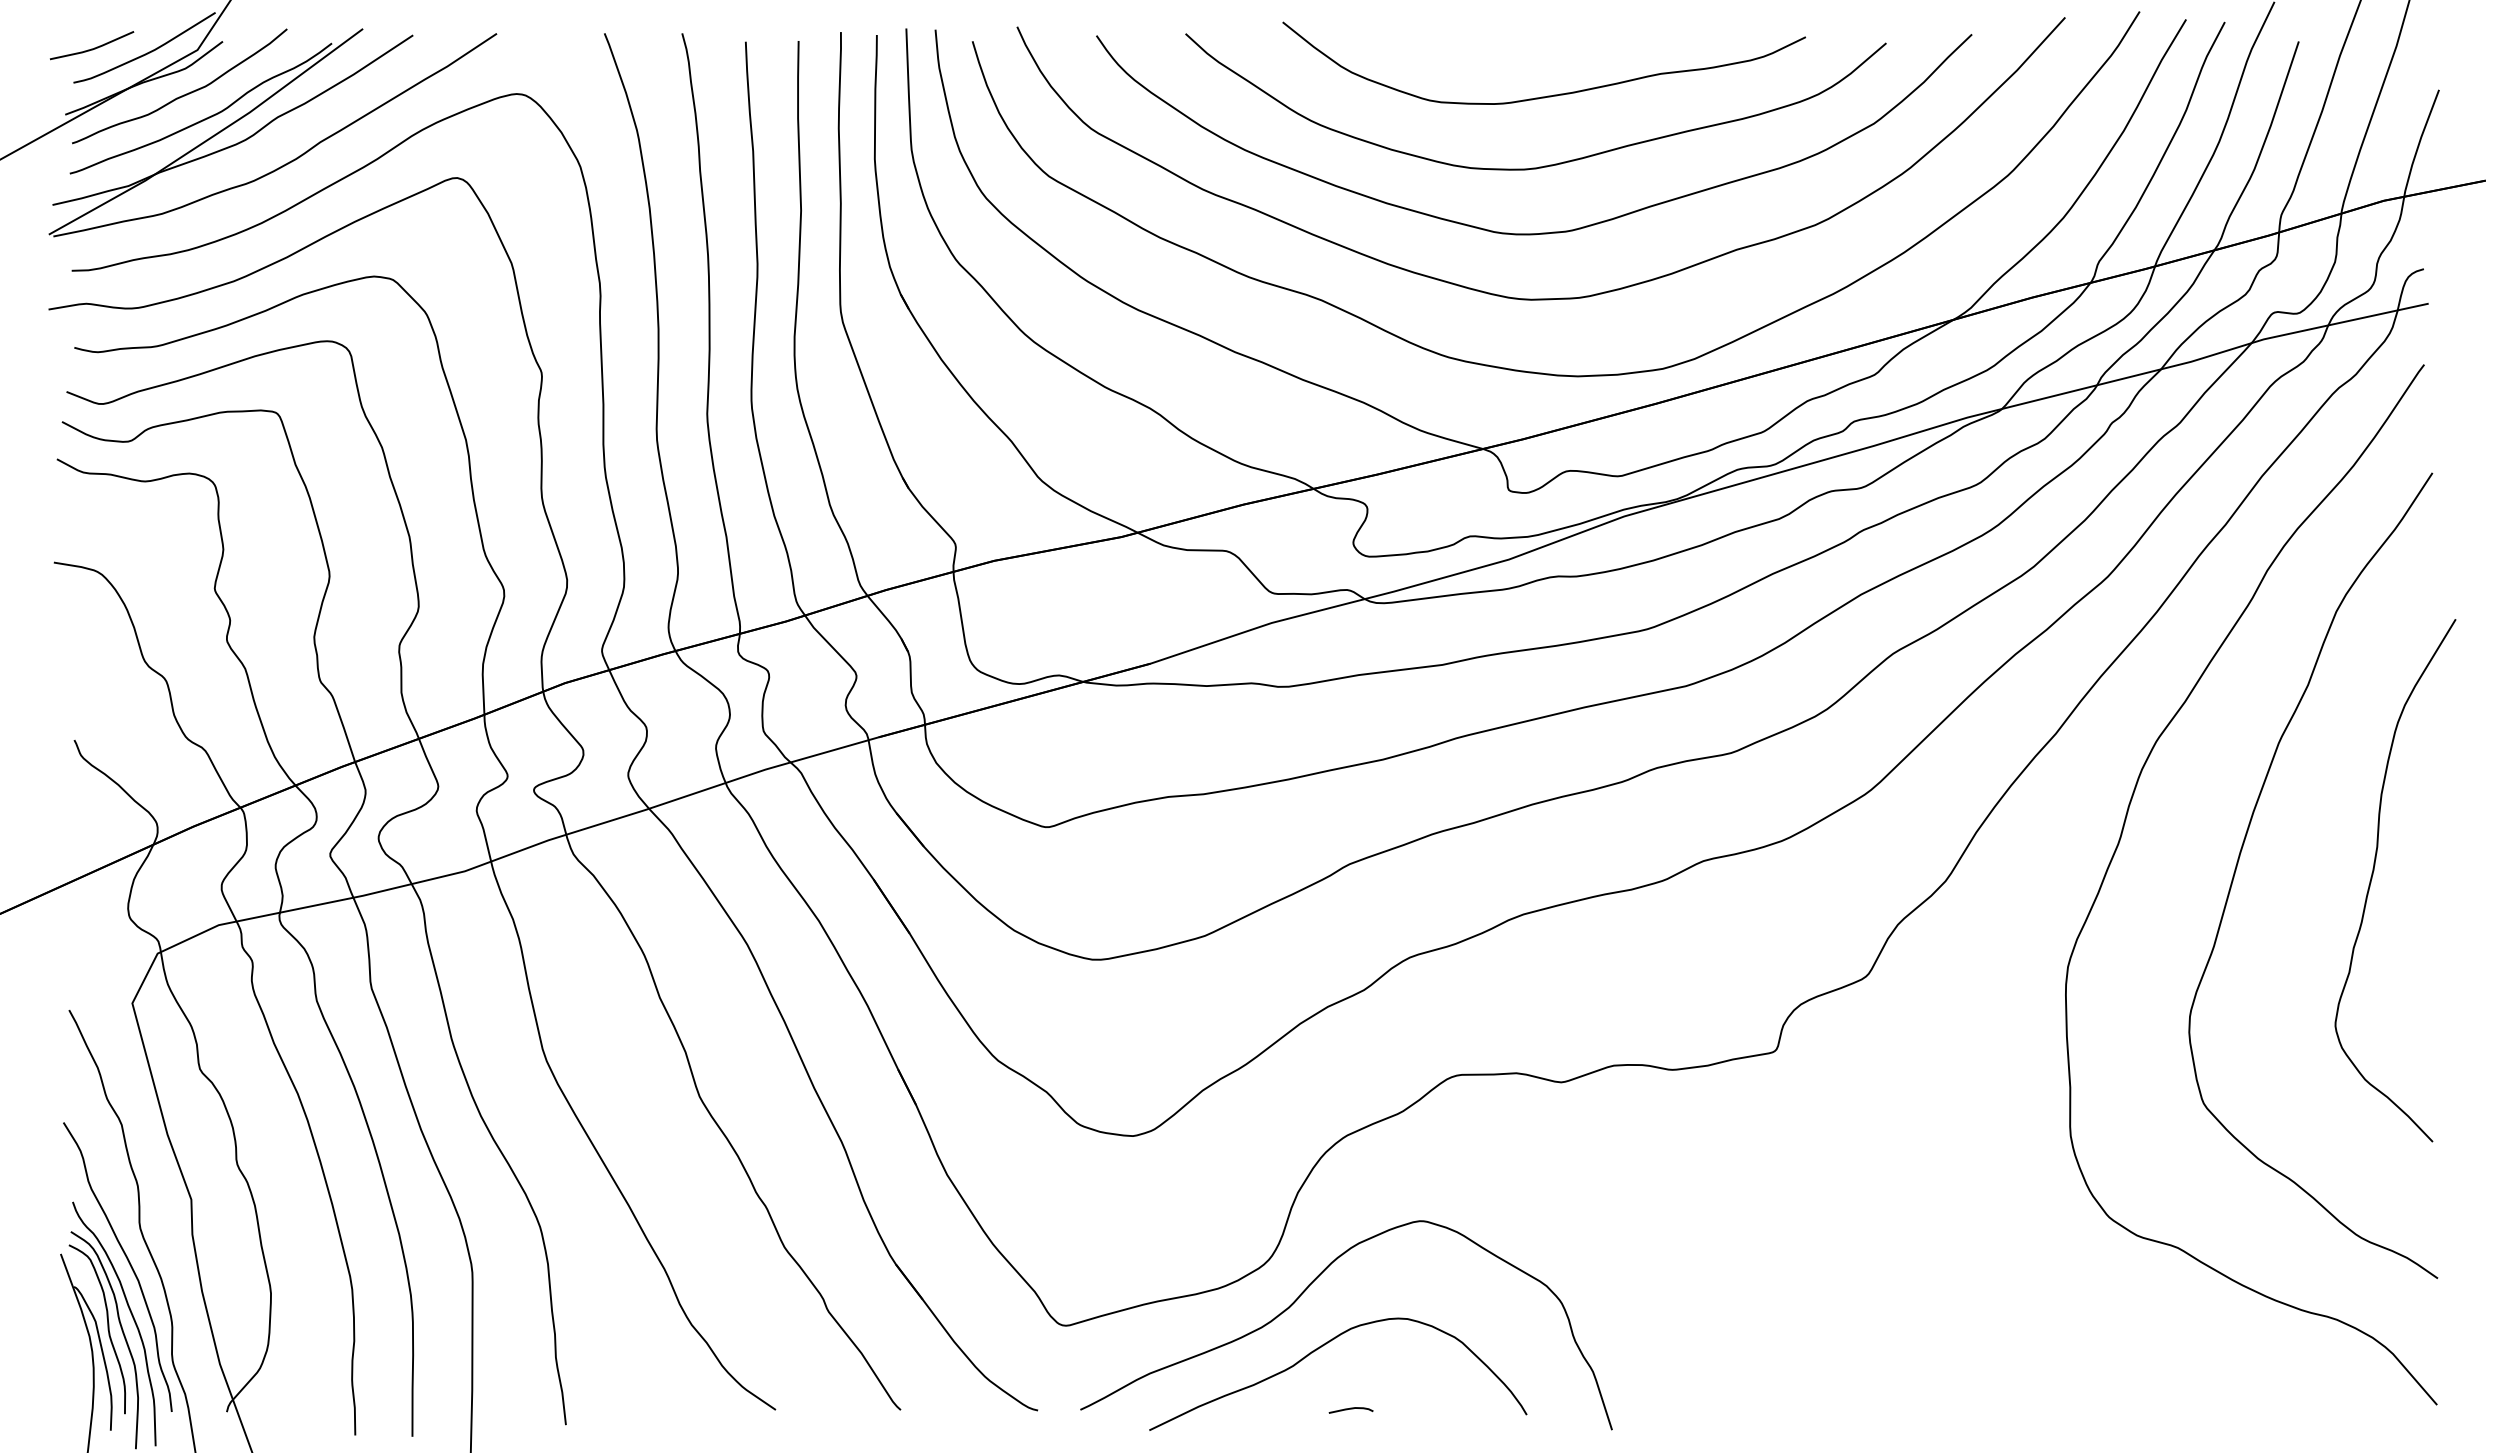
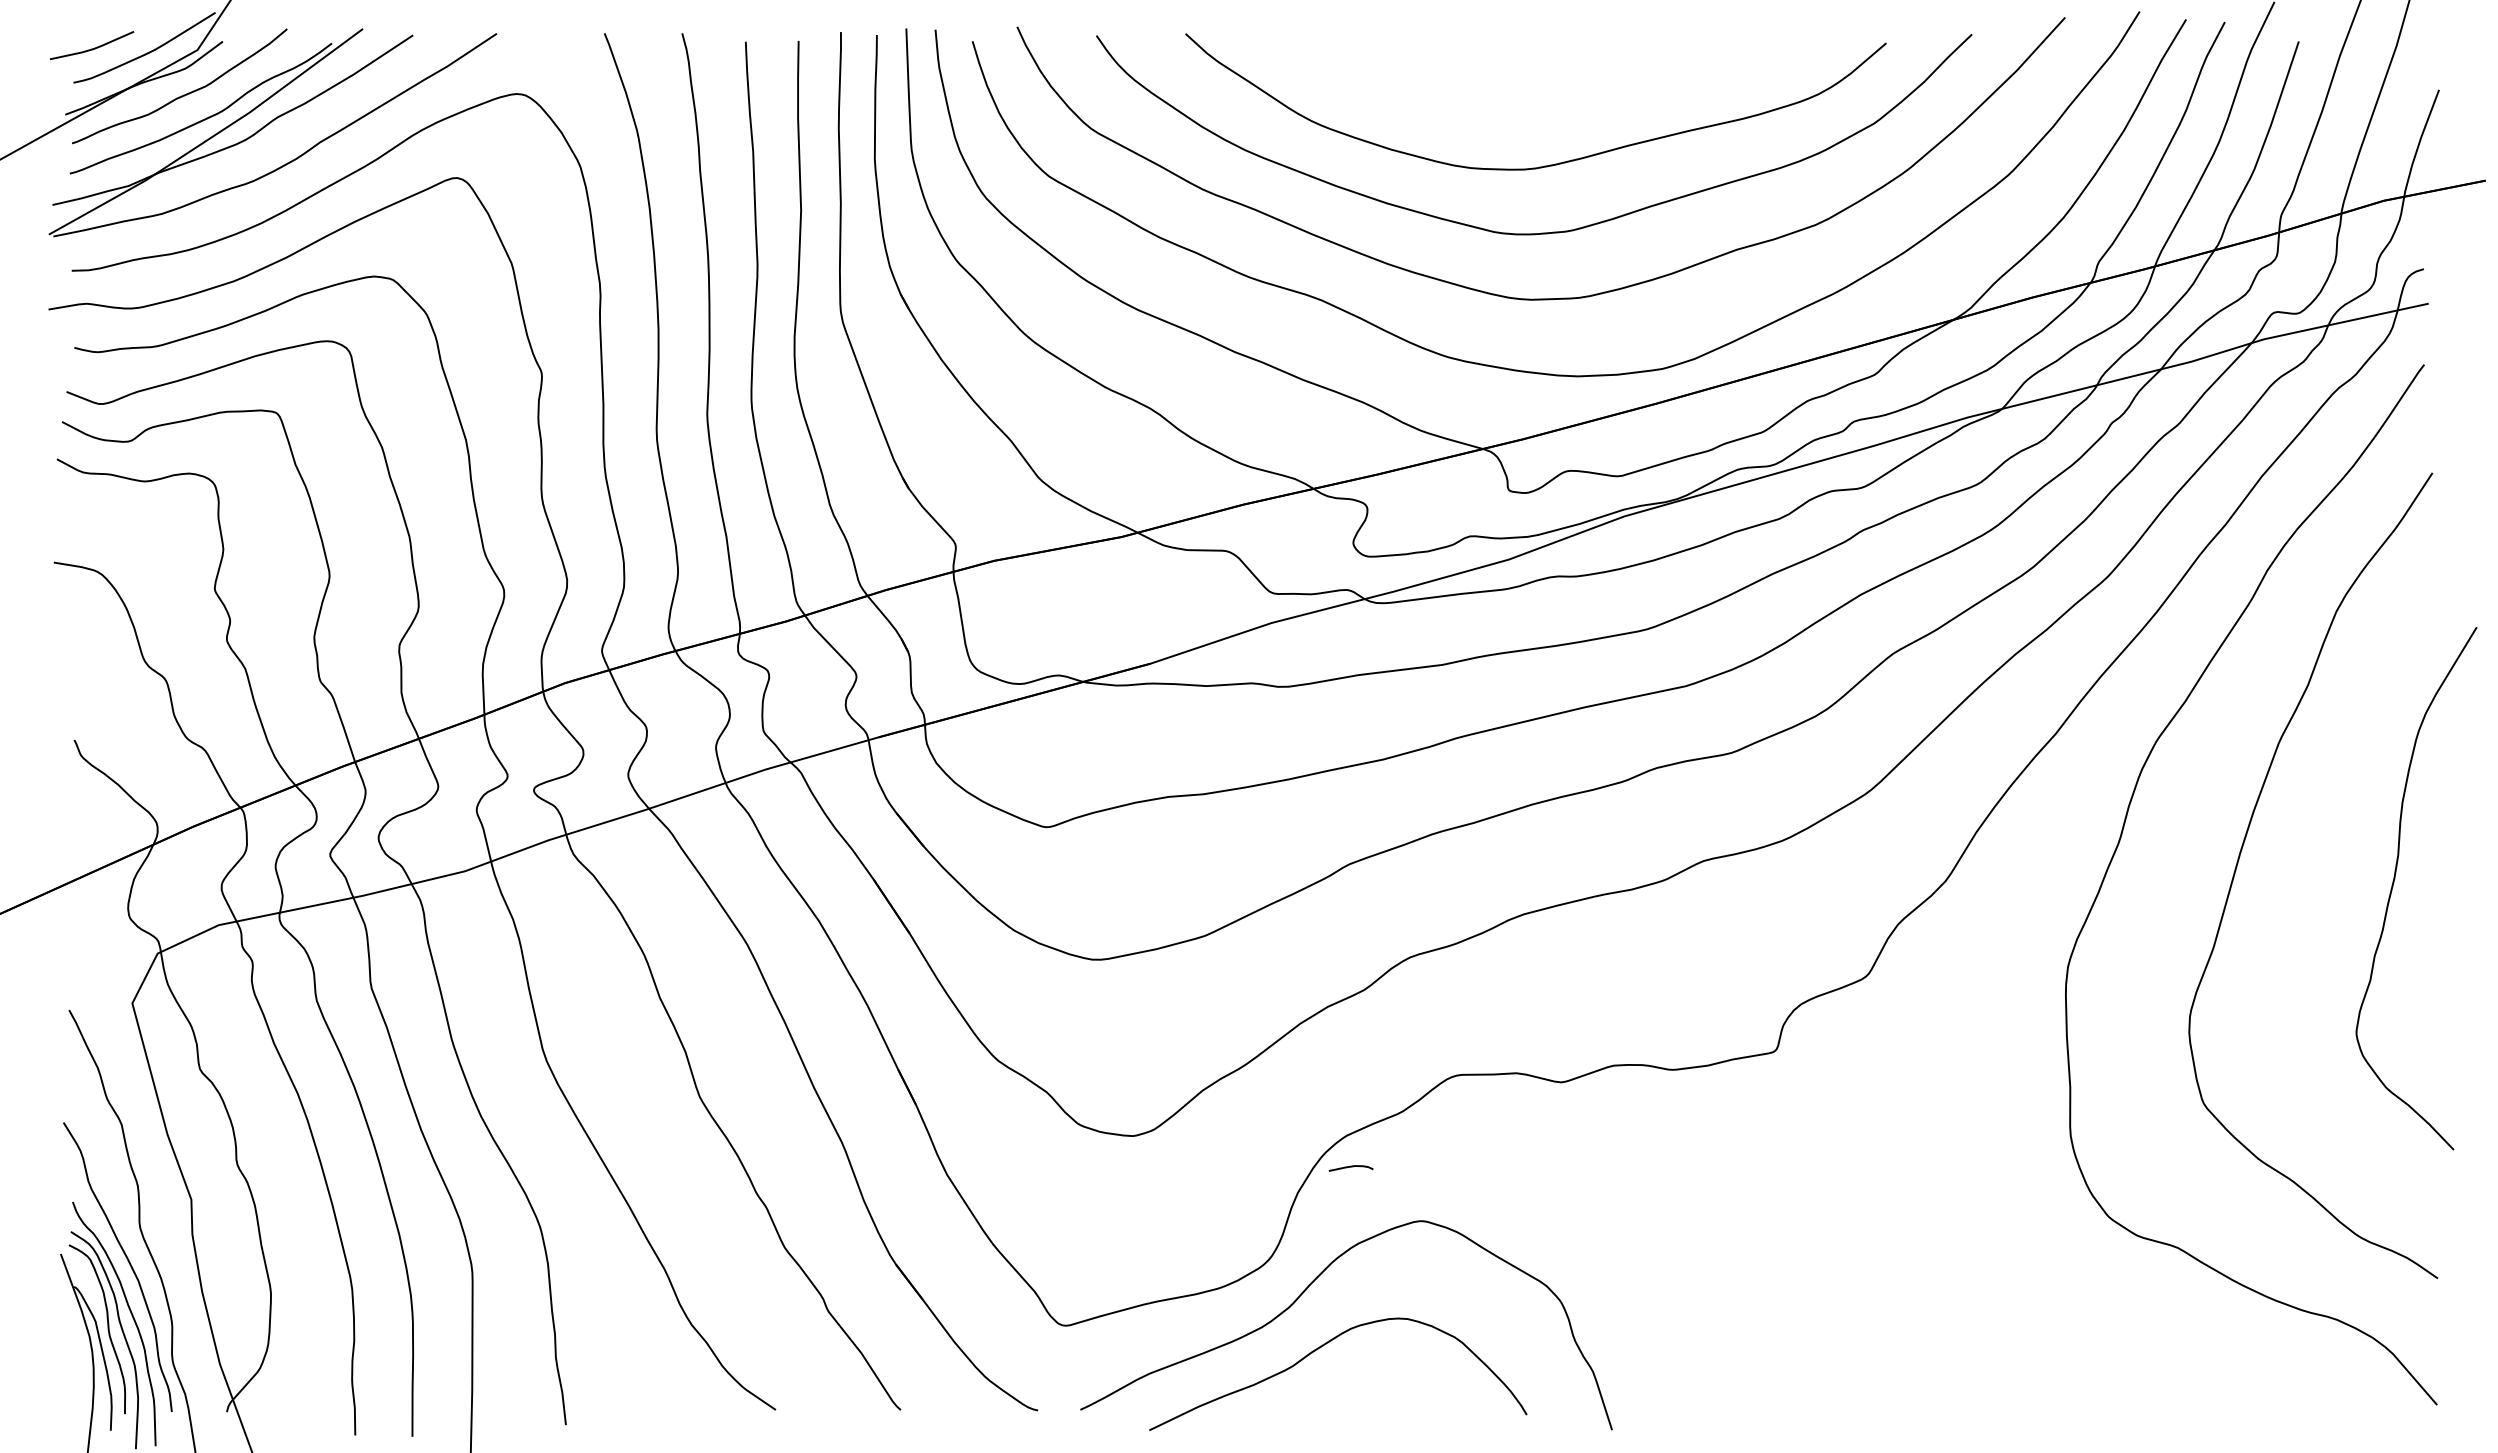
curve: present -> none (1547, 95)
curve position: (2373, 875) -> (2394, 883) (2394, 883)
curve position: (1350, 1409) -> (1350, 1167) (1350, 1167)
